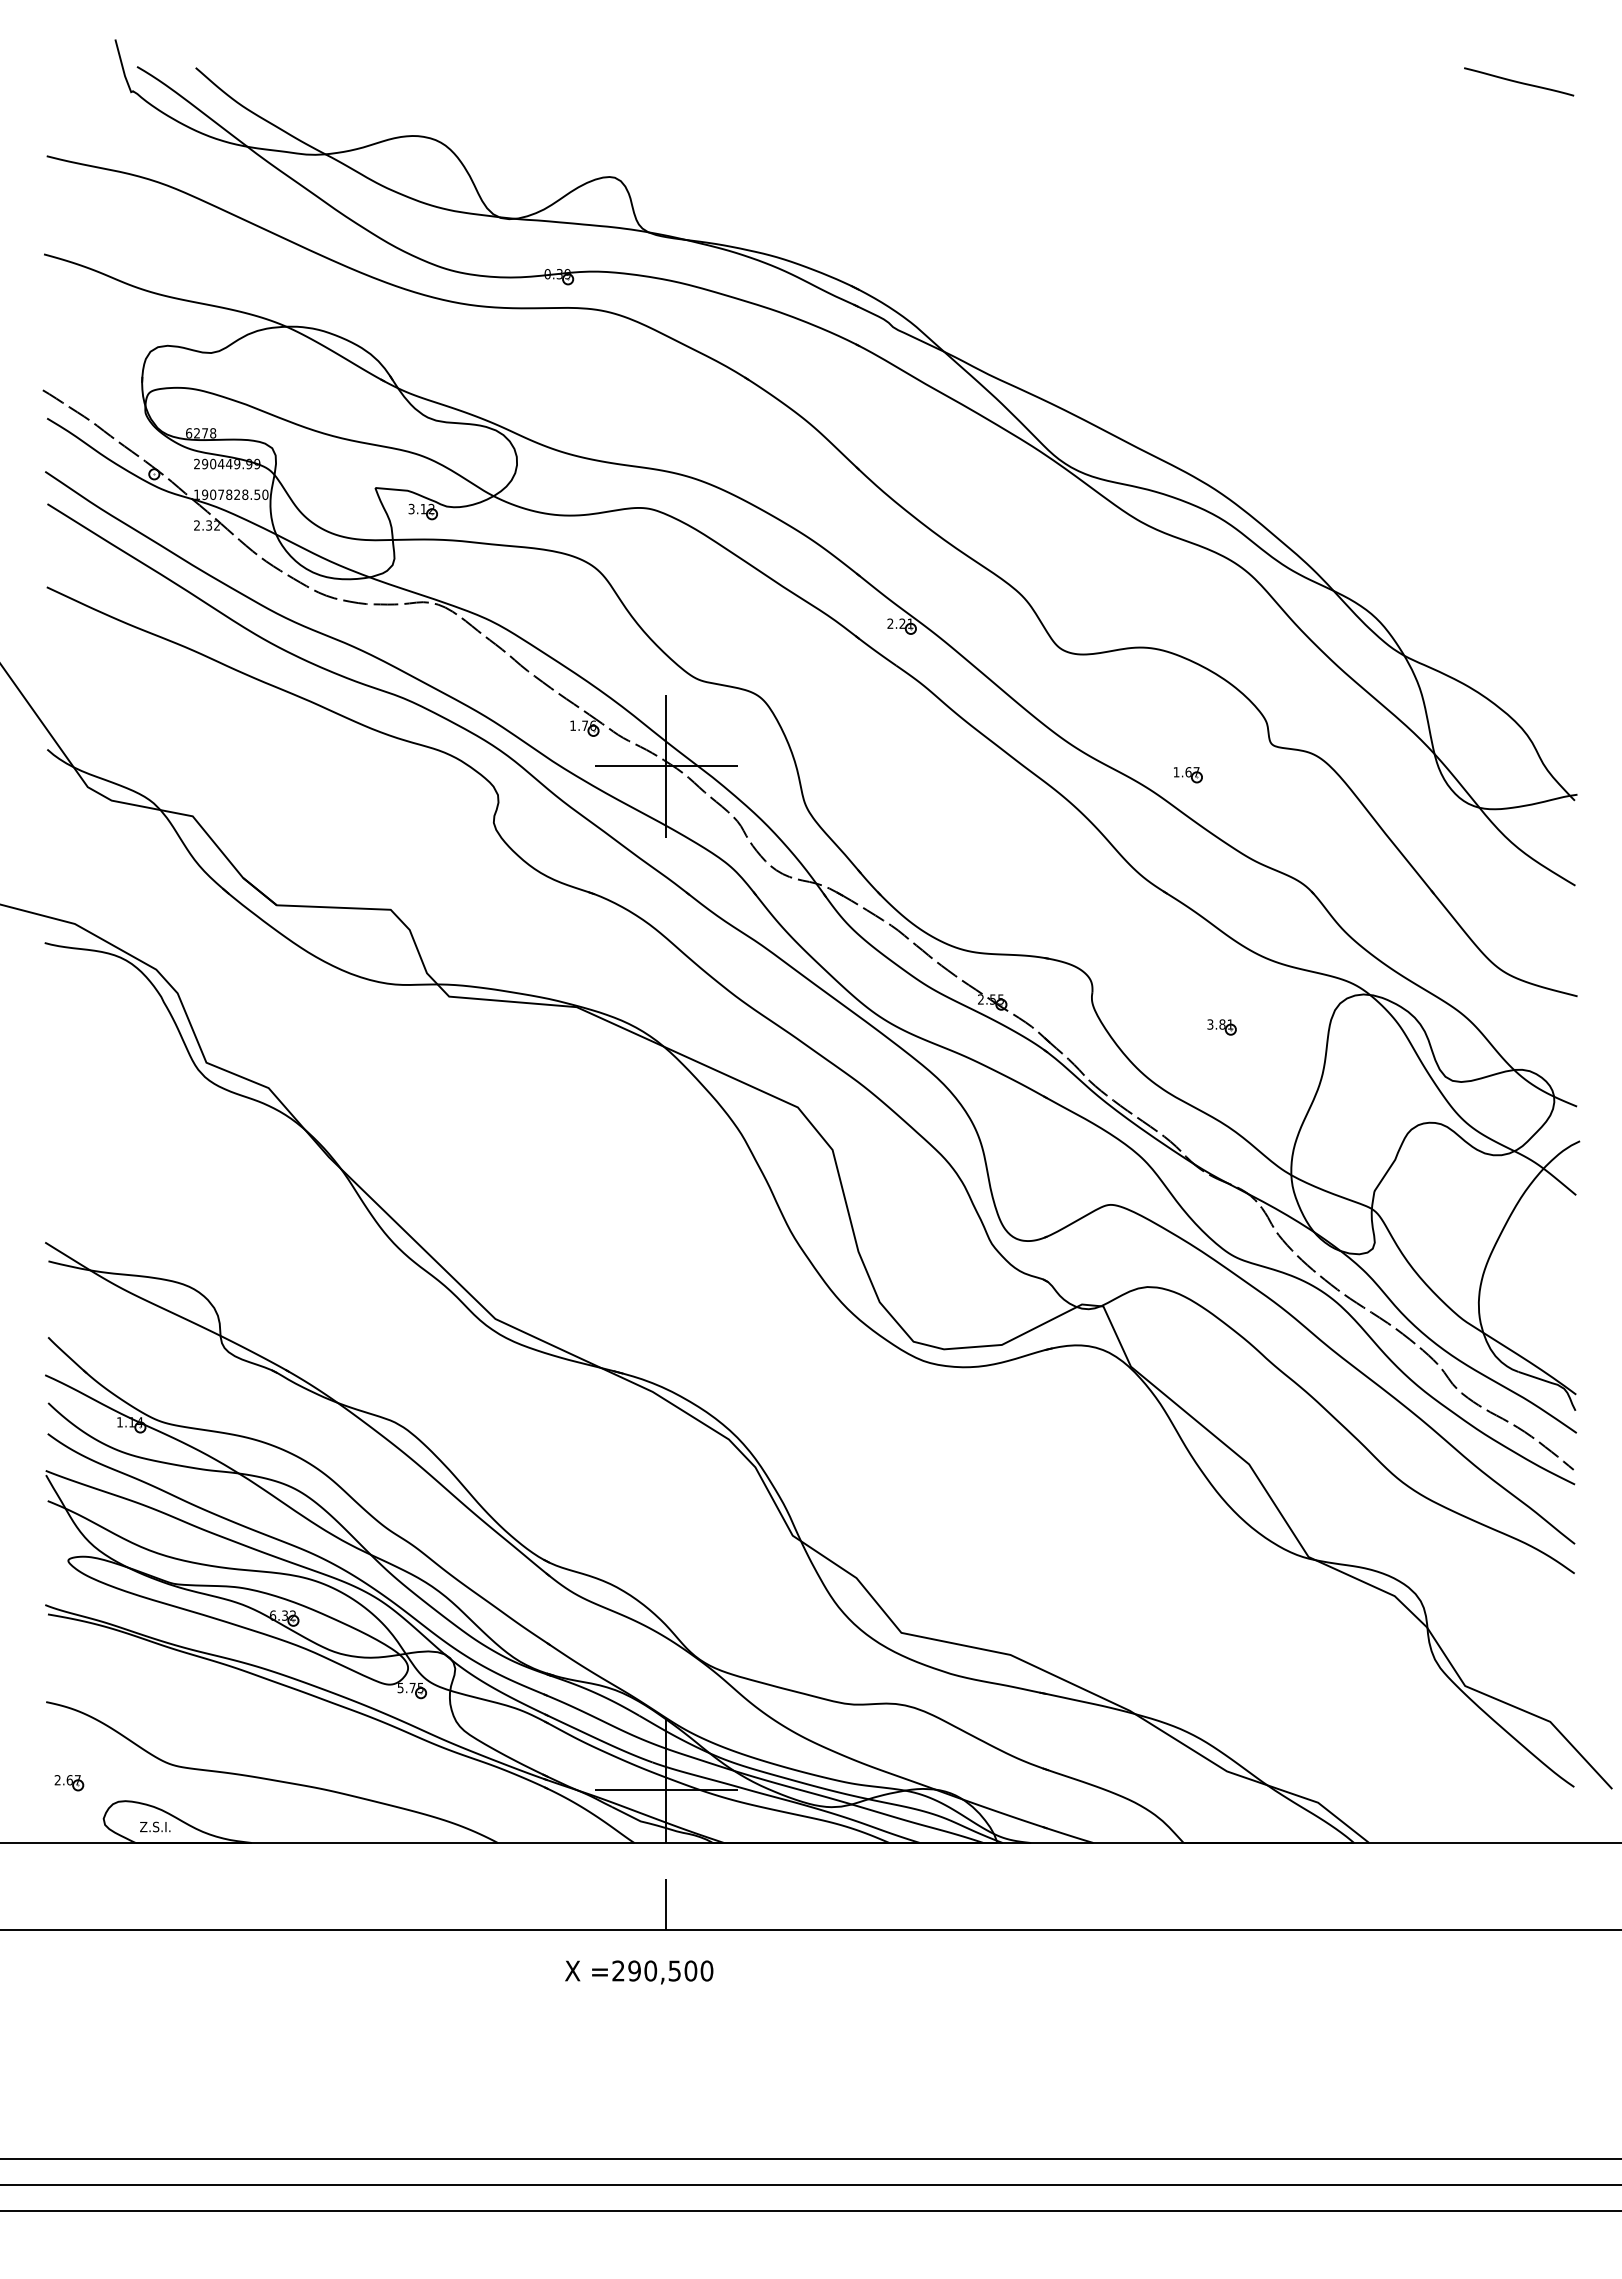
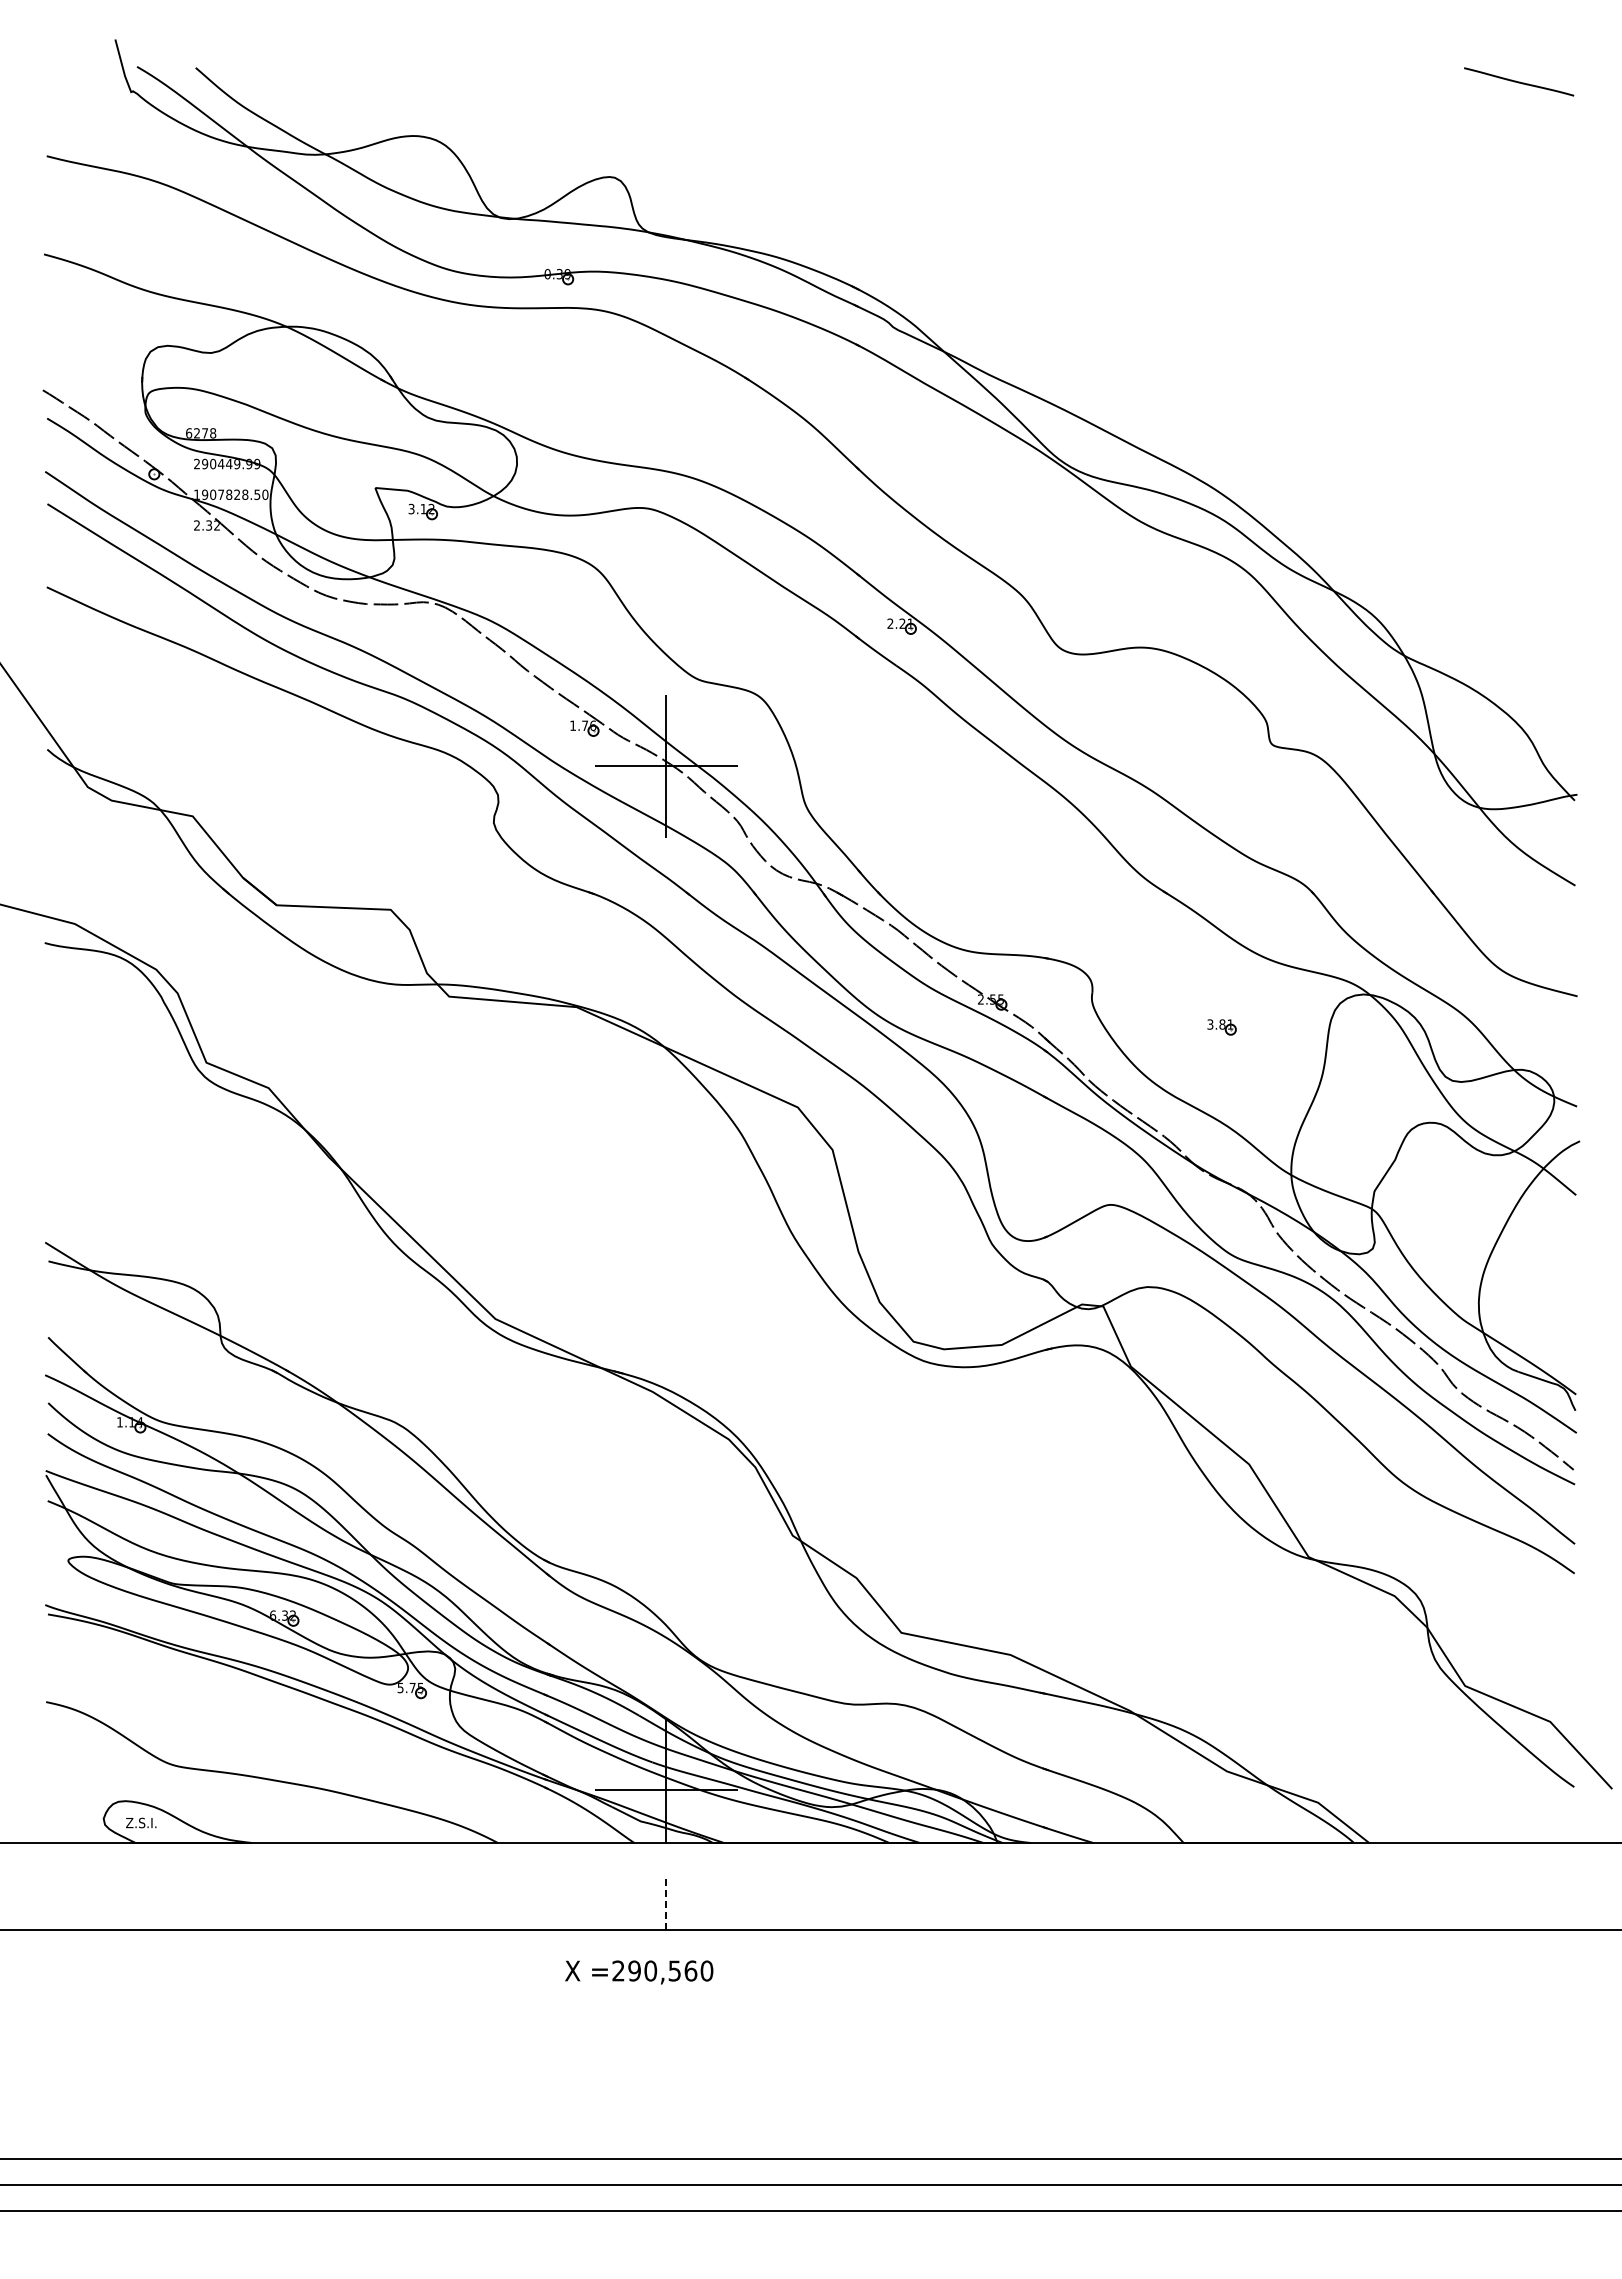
part: present -> none (1188, 775)
part: present -> none (69, 1783)
text position: (155, 1826) -> (141, 1822) (141, 1822)
line: solid -> dashed (666, 1904)
text: =290,500 -> =290,560 (690, 1970)
